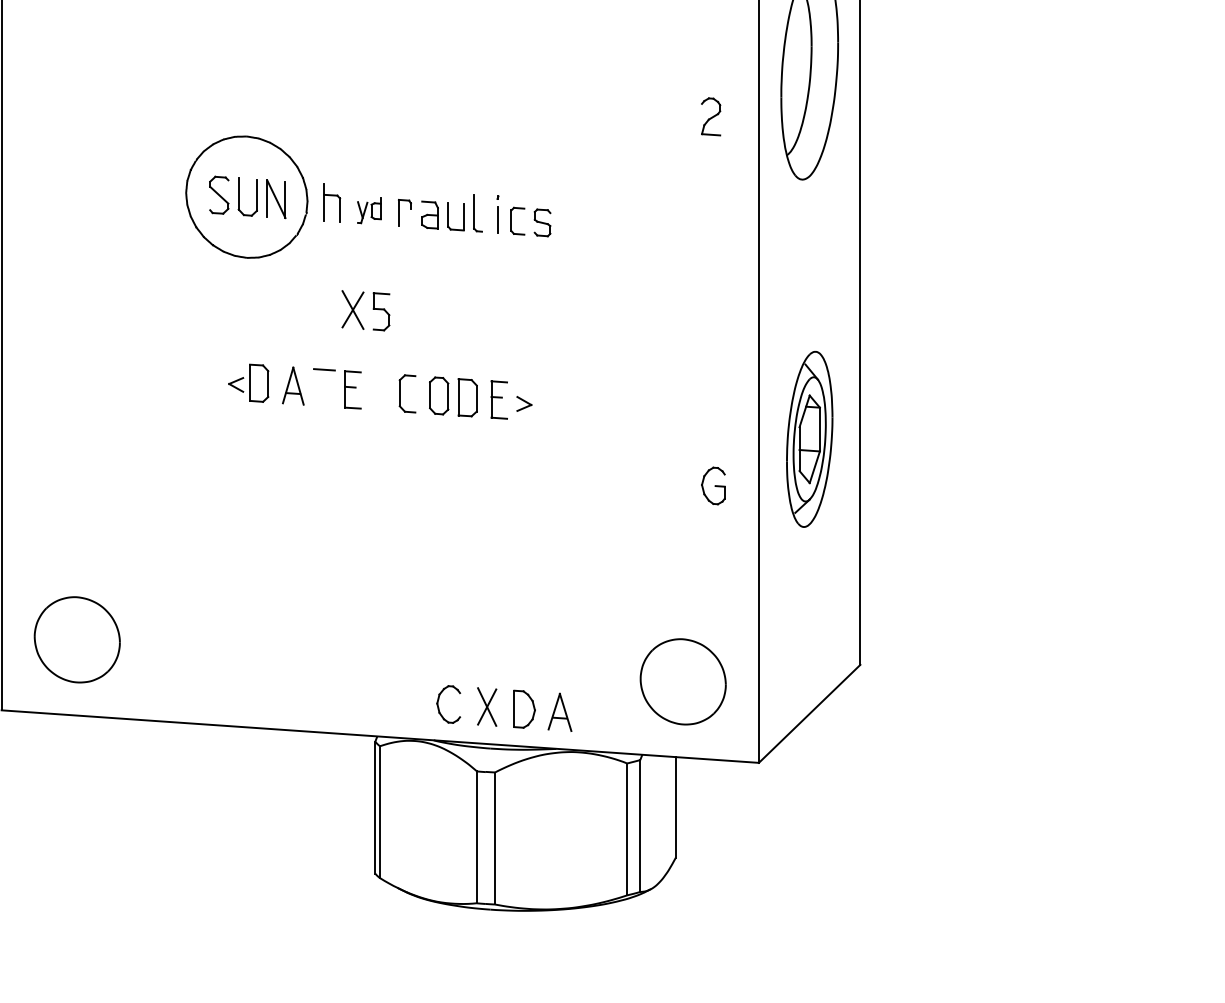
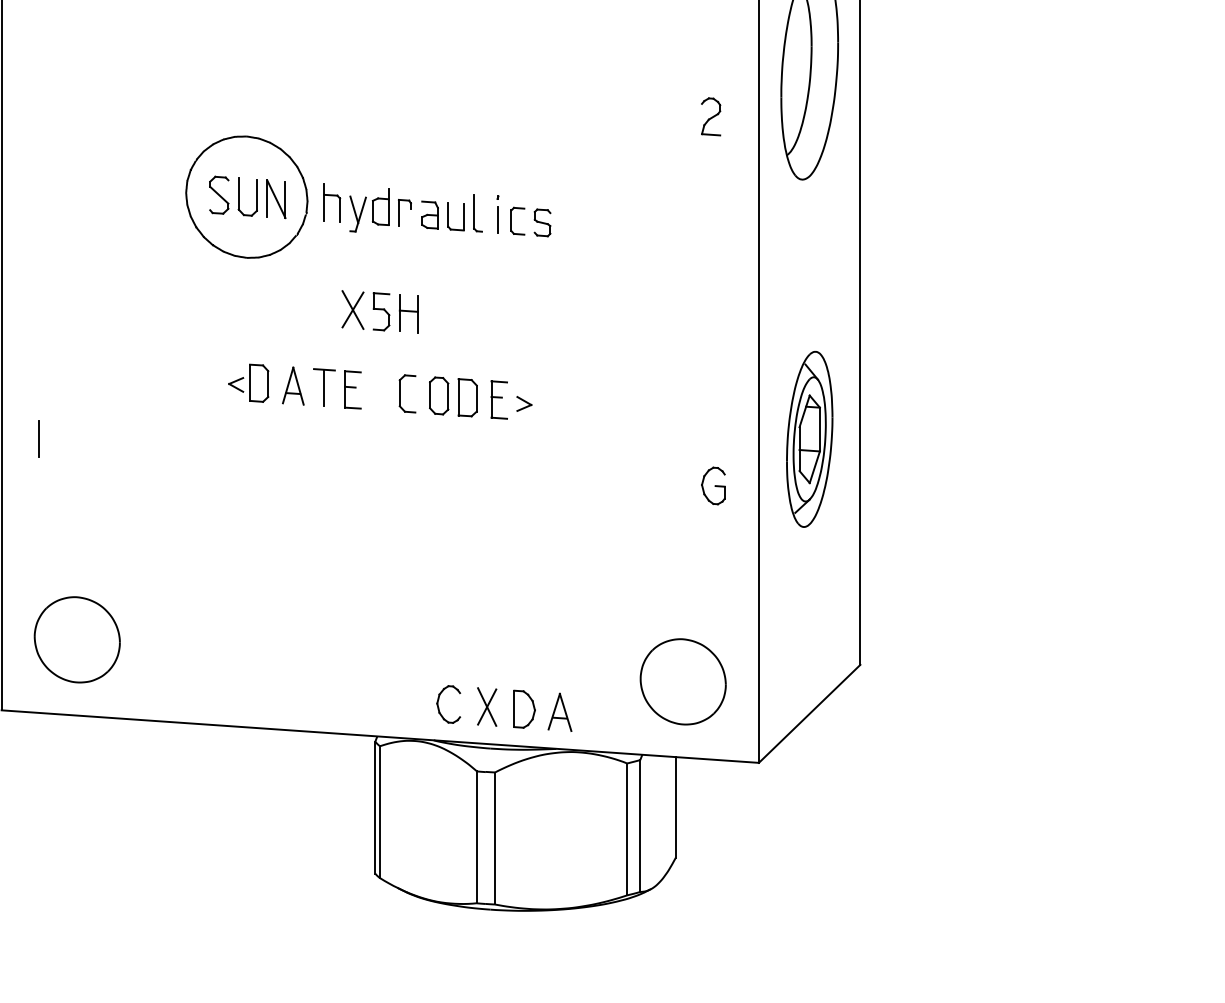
part size: 25x28 px -> 41x45 px (369, 210)
part: none -> present (408, 313)
line: none -> present (324, 387)
line: none -> present (38, 438)
